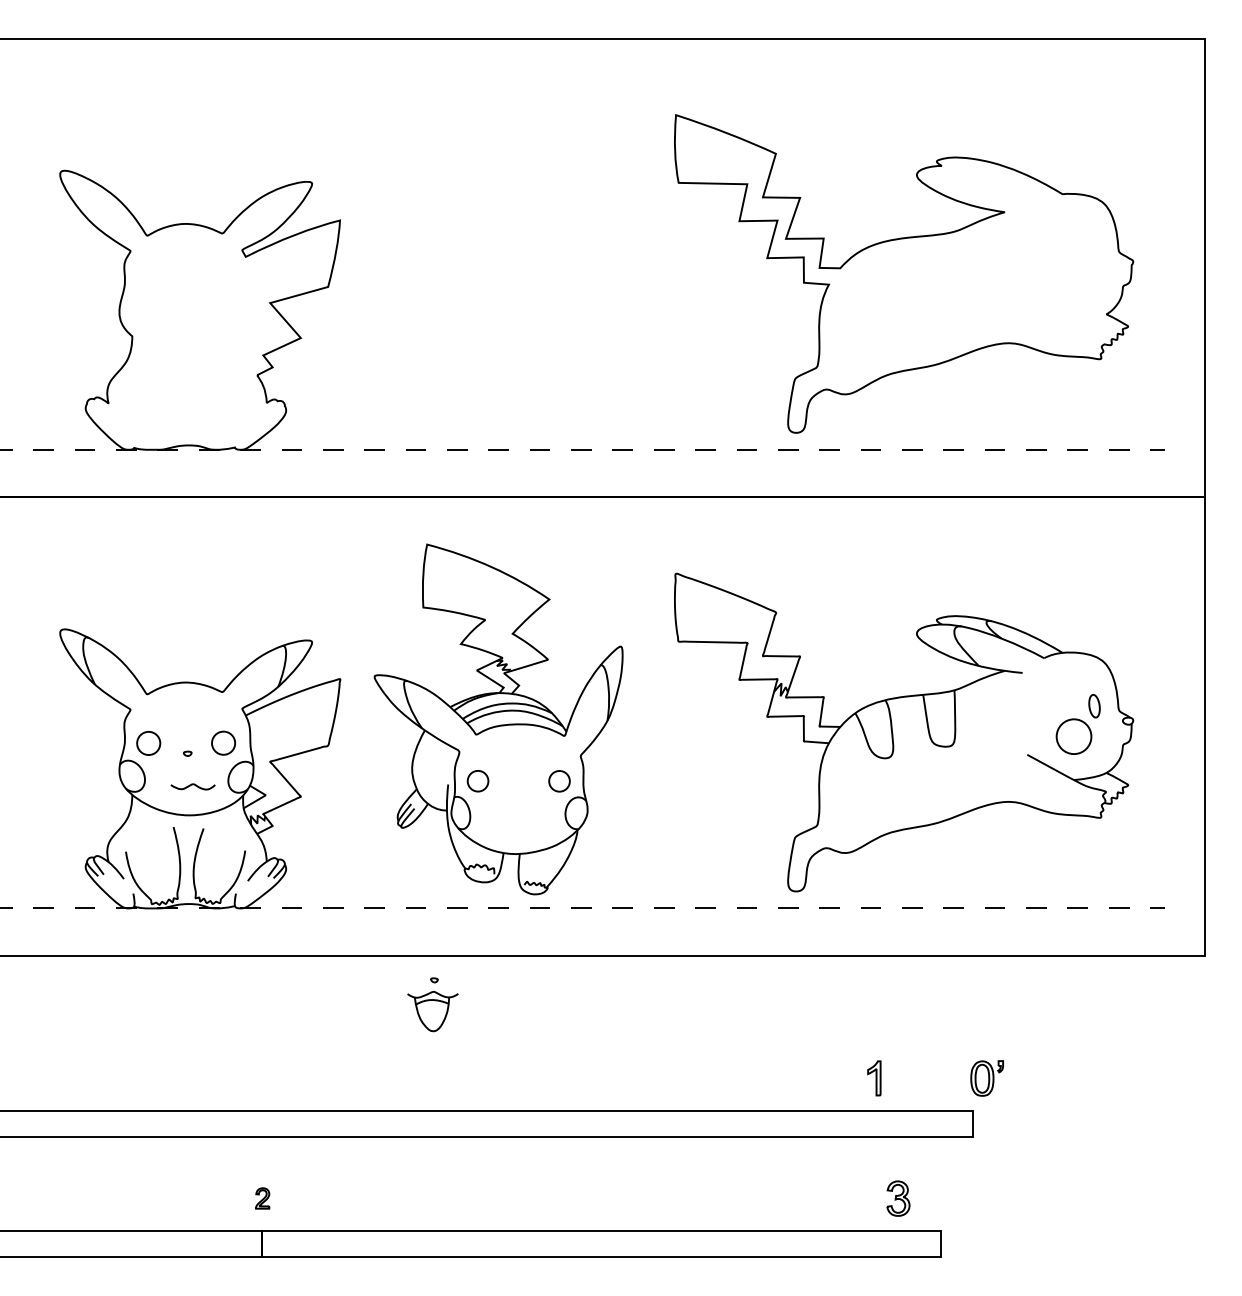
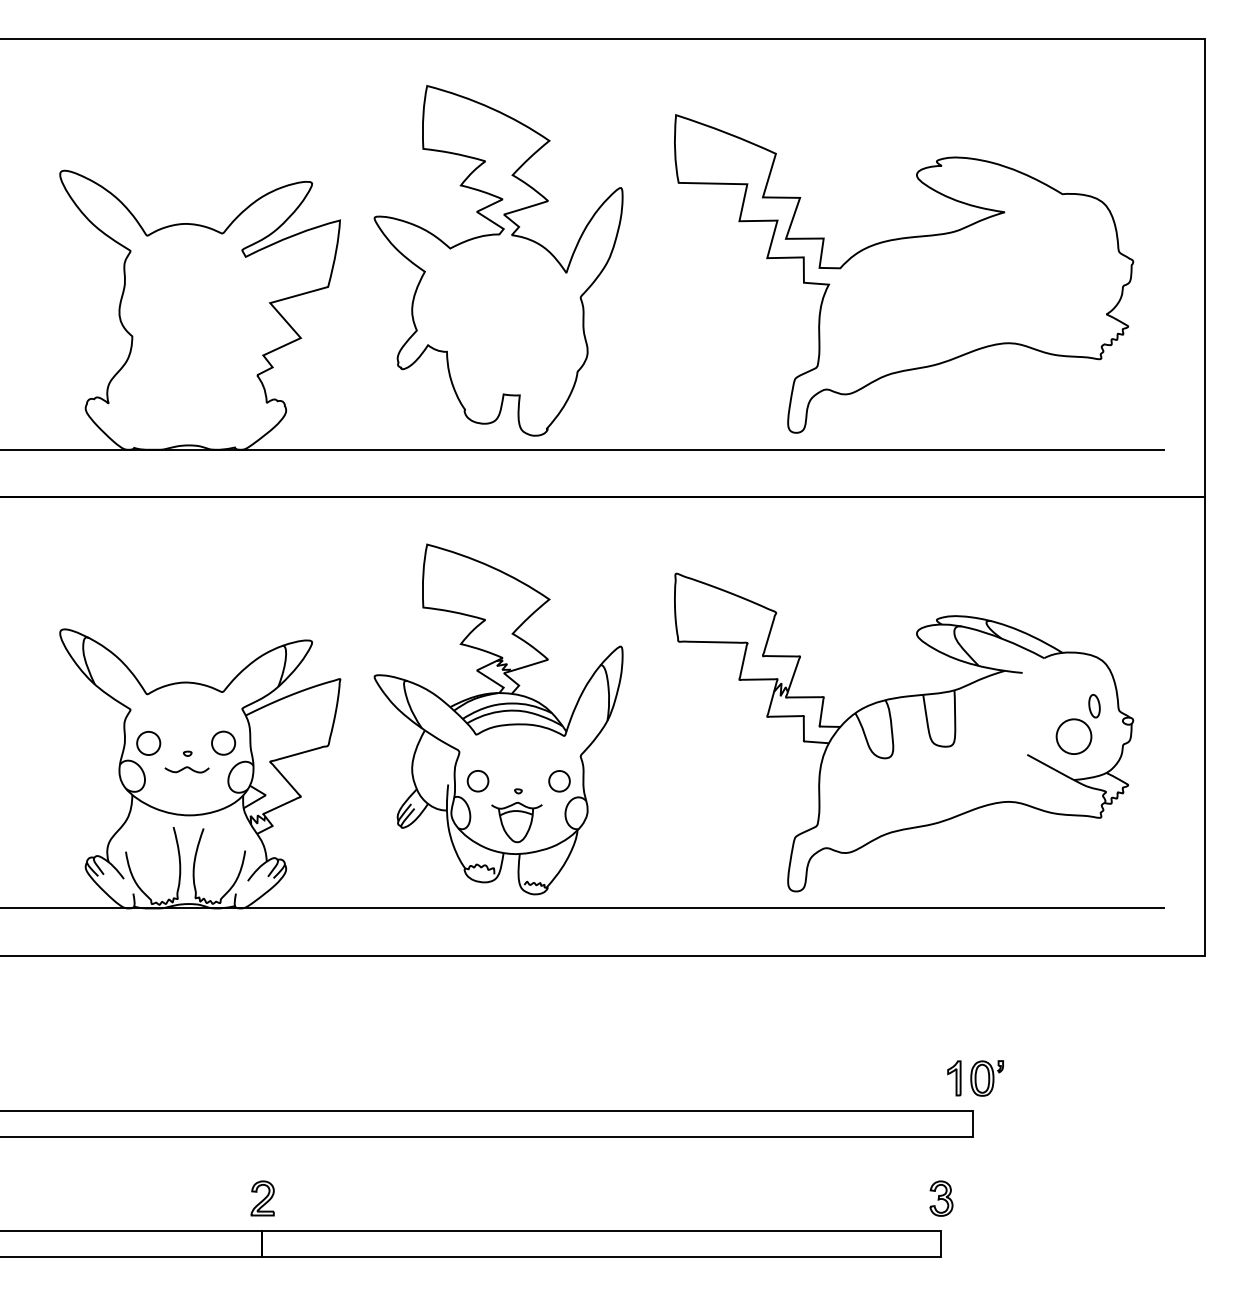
part: none -> present (498, 260)
line: dashed -> solid (582, 449)
curve position: (192, 785) -> (186, 768) (186, 768)
line: dashed -> solid (582, 908)
part position: (432, 1004) -> (516, 815) (516, 815)
part position: (874, 1078) -> (954, 1078) (954, 1078)
part size: 16x23 px -> 25x37 px (262, 1198)
part position: (898, 1198) -> (941, 1198) (941, 1198)
